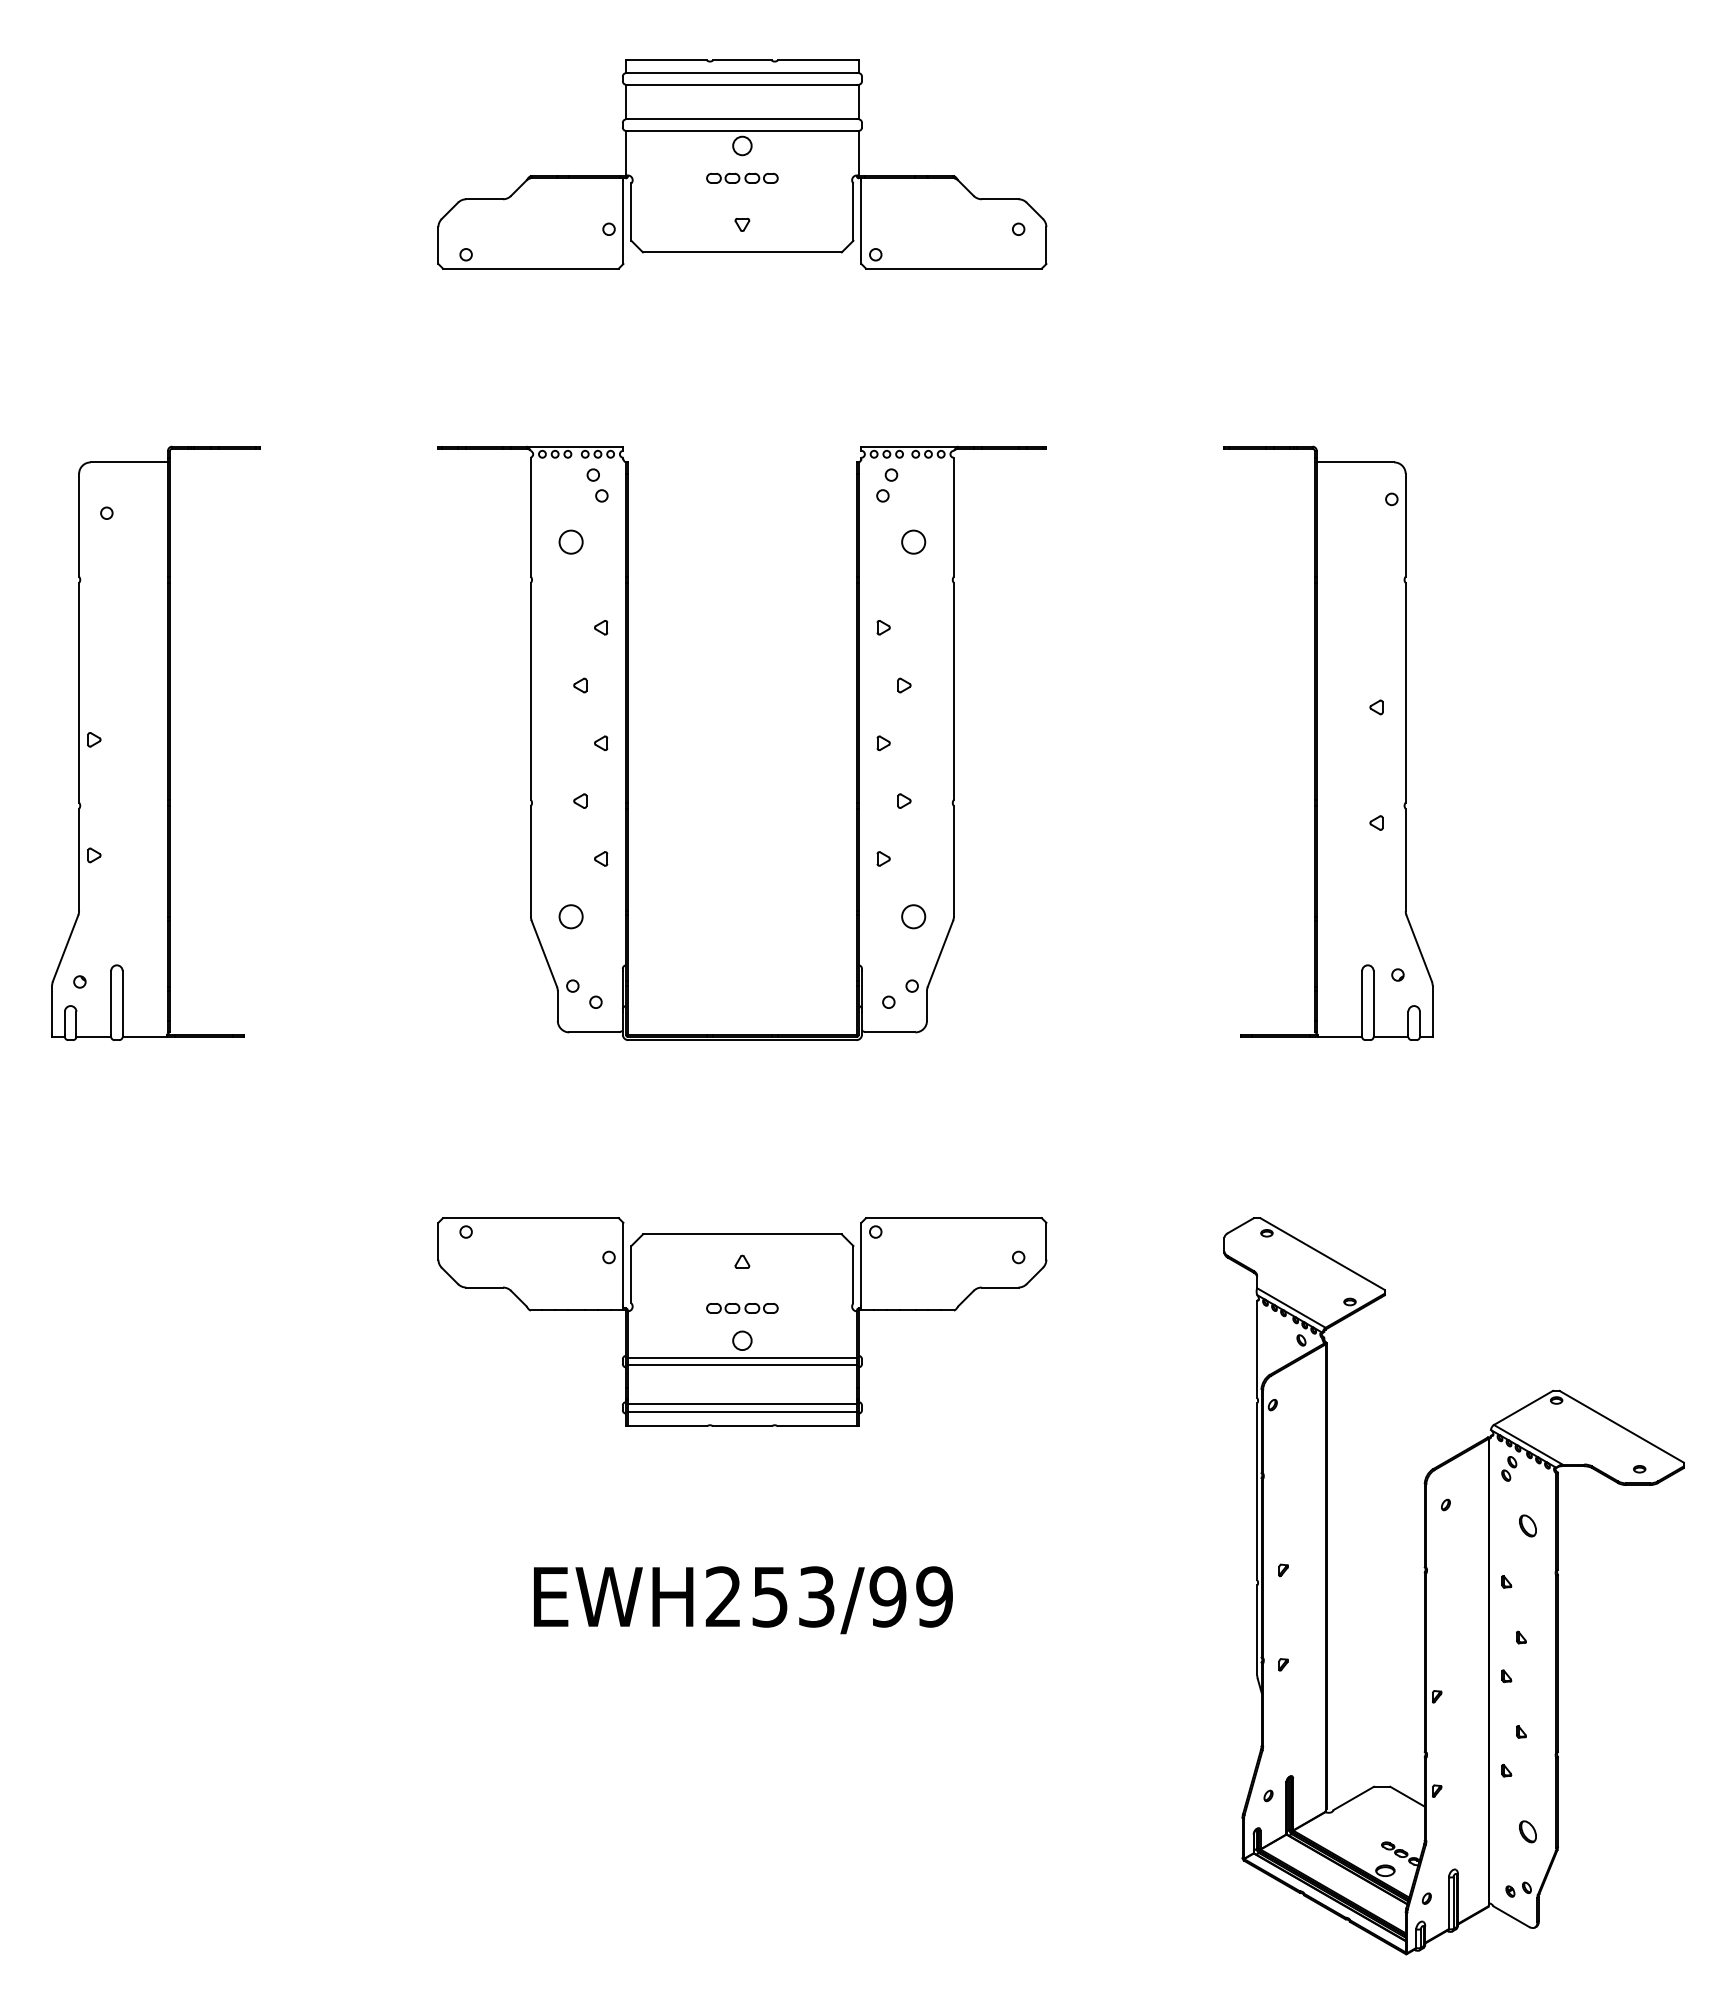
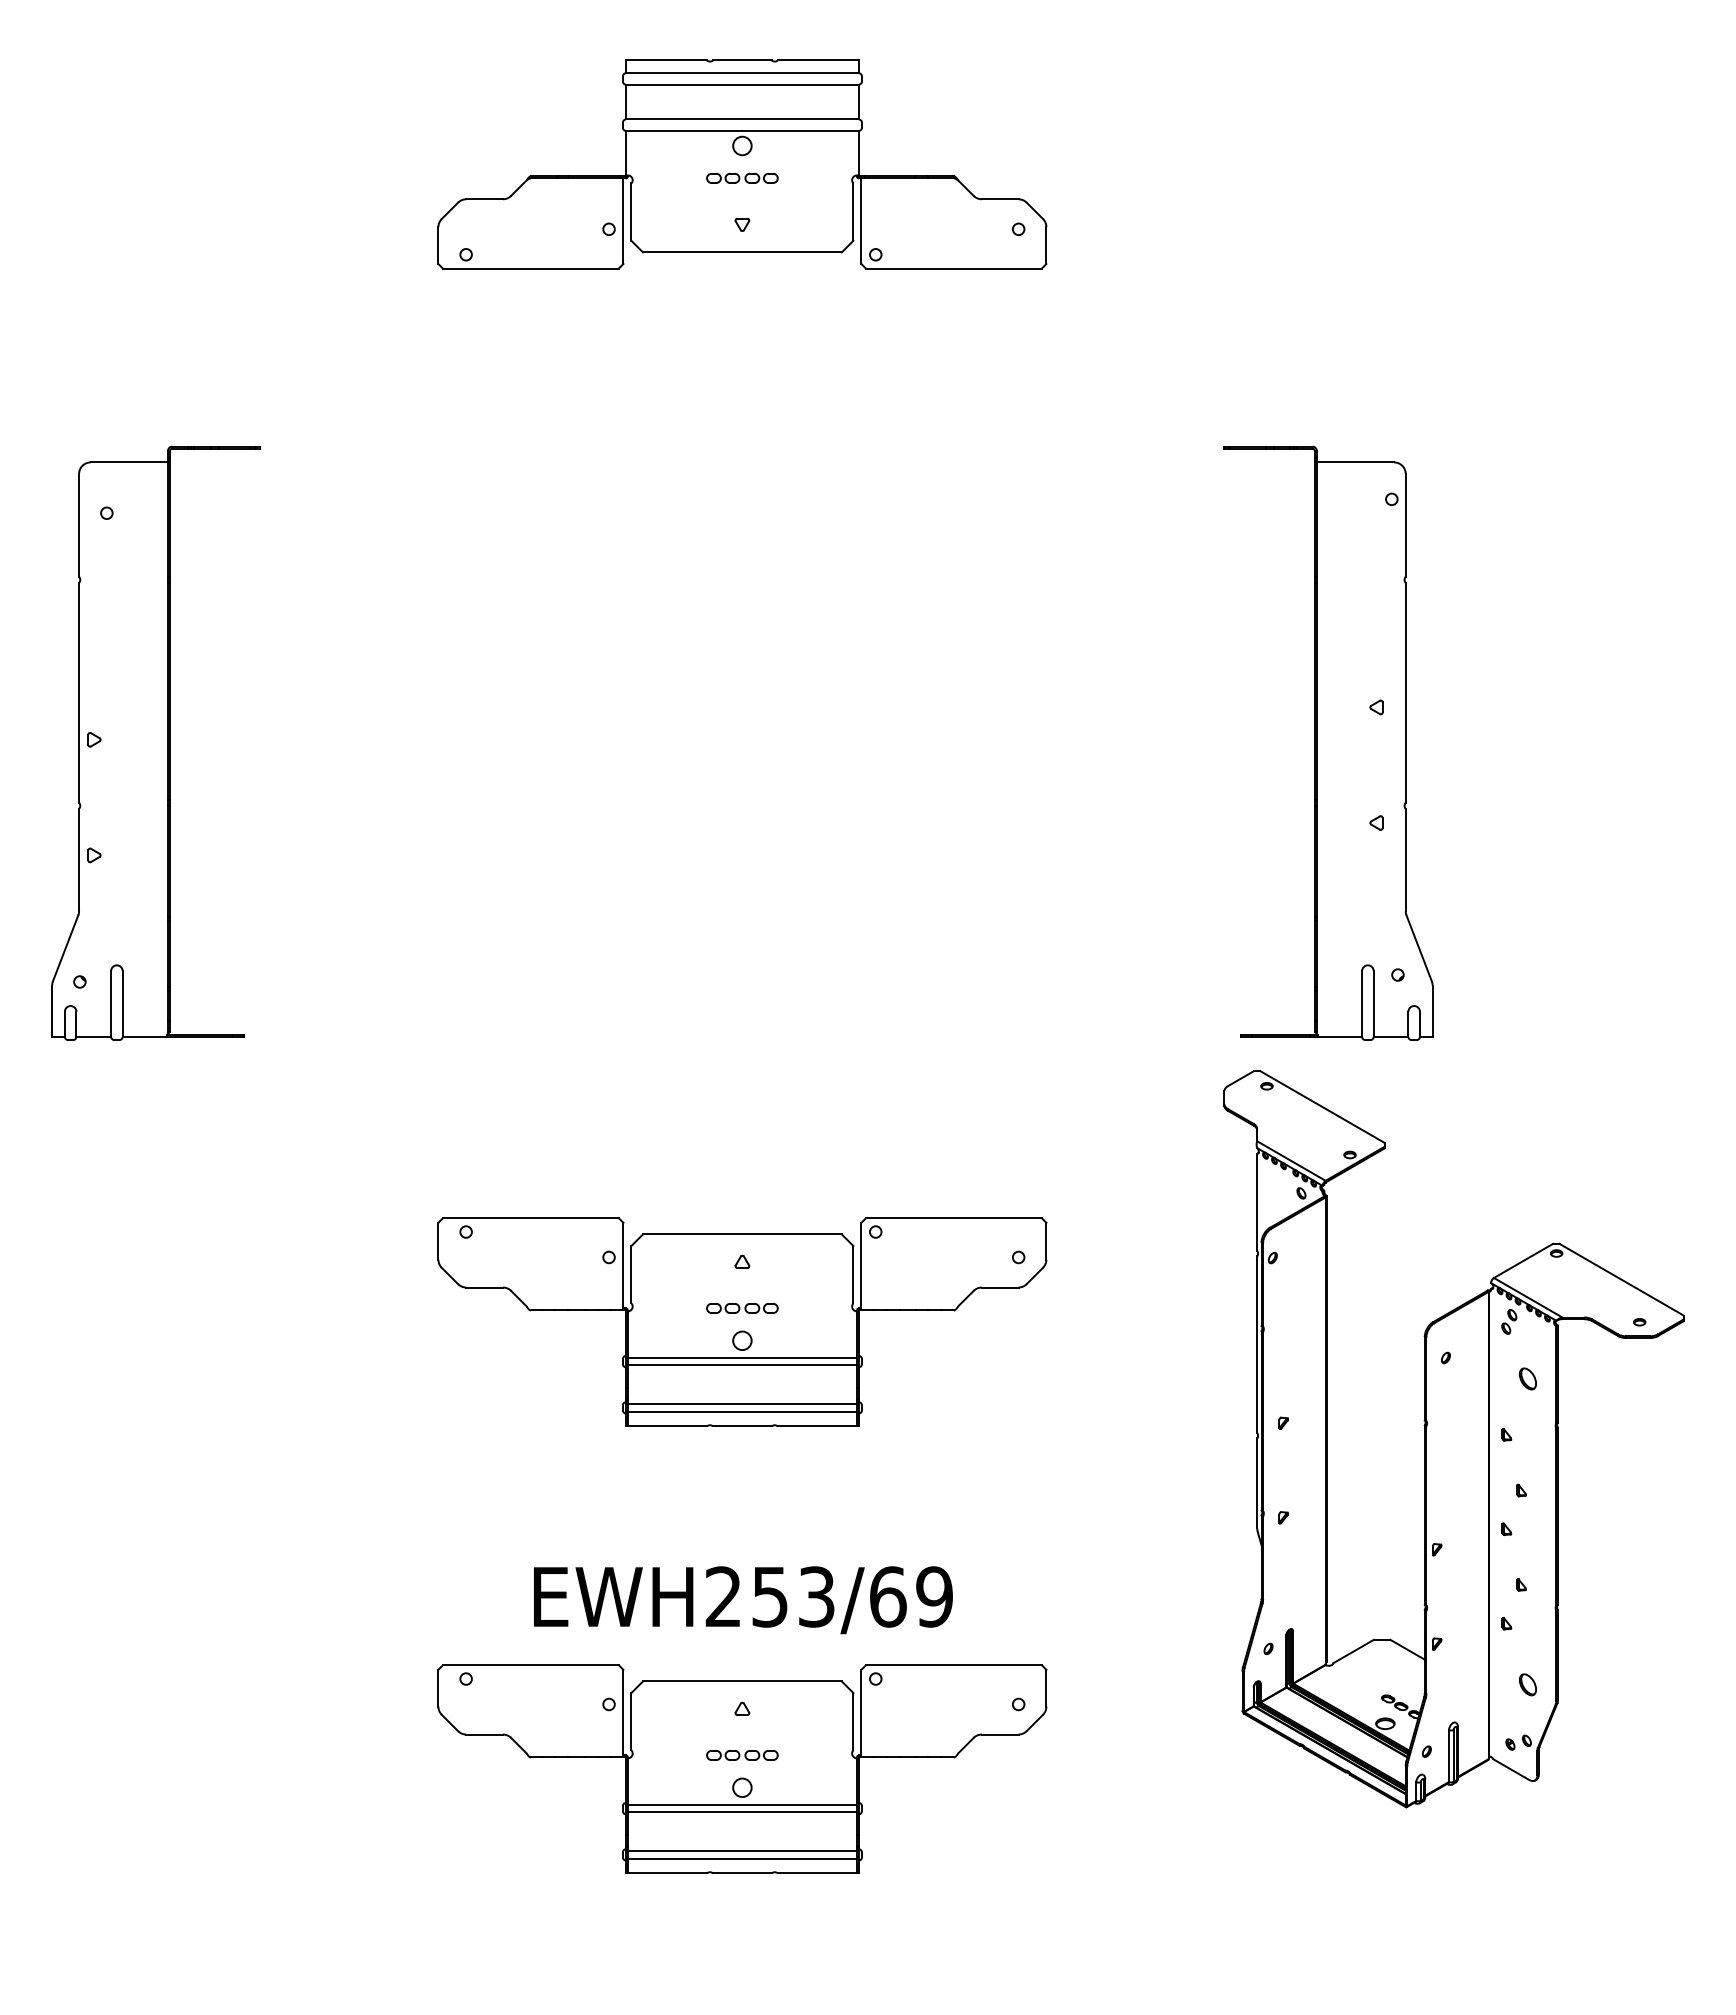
part: present -> none (628, 742)
part position: (1453, 1586) -> (1453, 1439) (1453, 1439)
text: EWH253/99 -> EWH253/69 (887, 1596)
part: none -> present (742, 1768)
